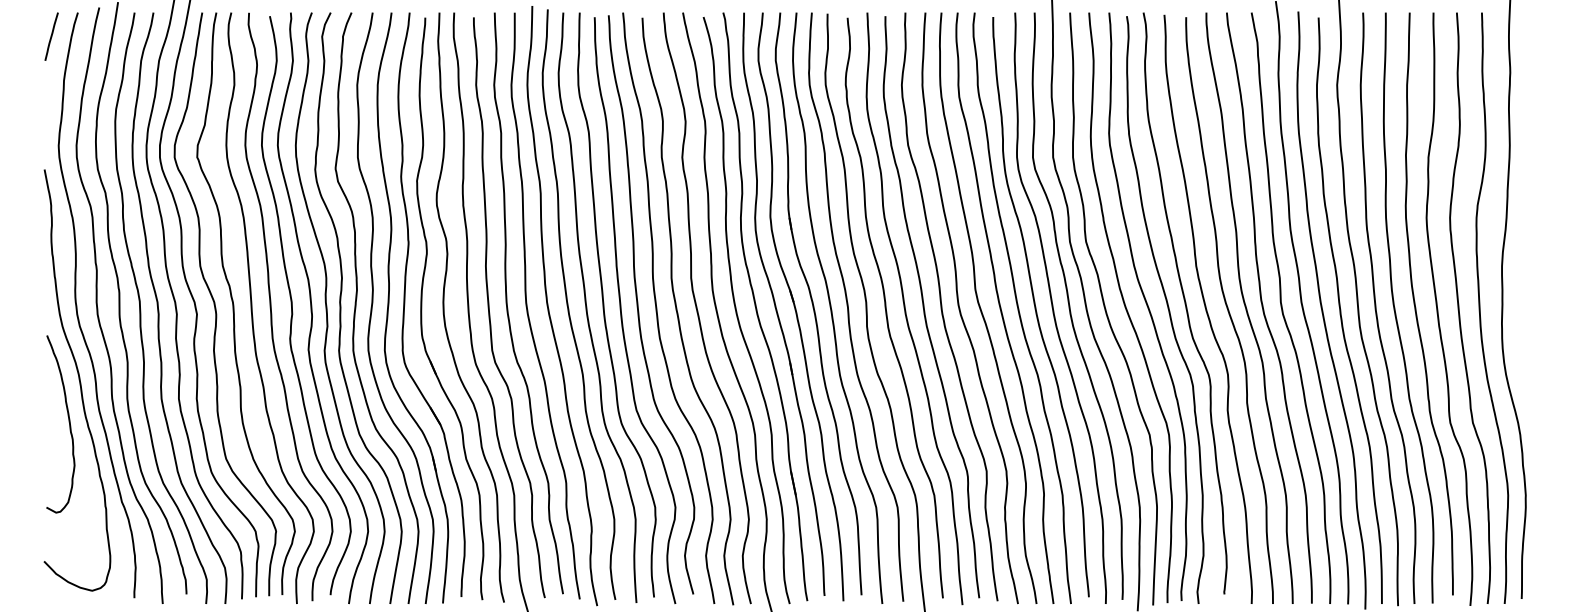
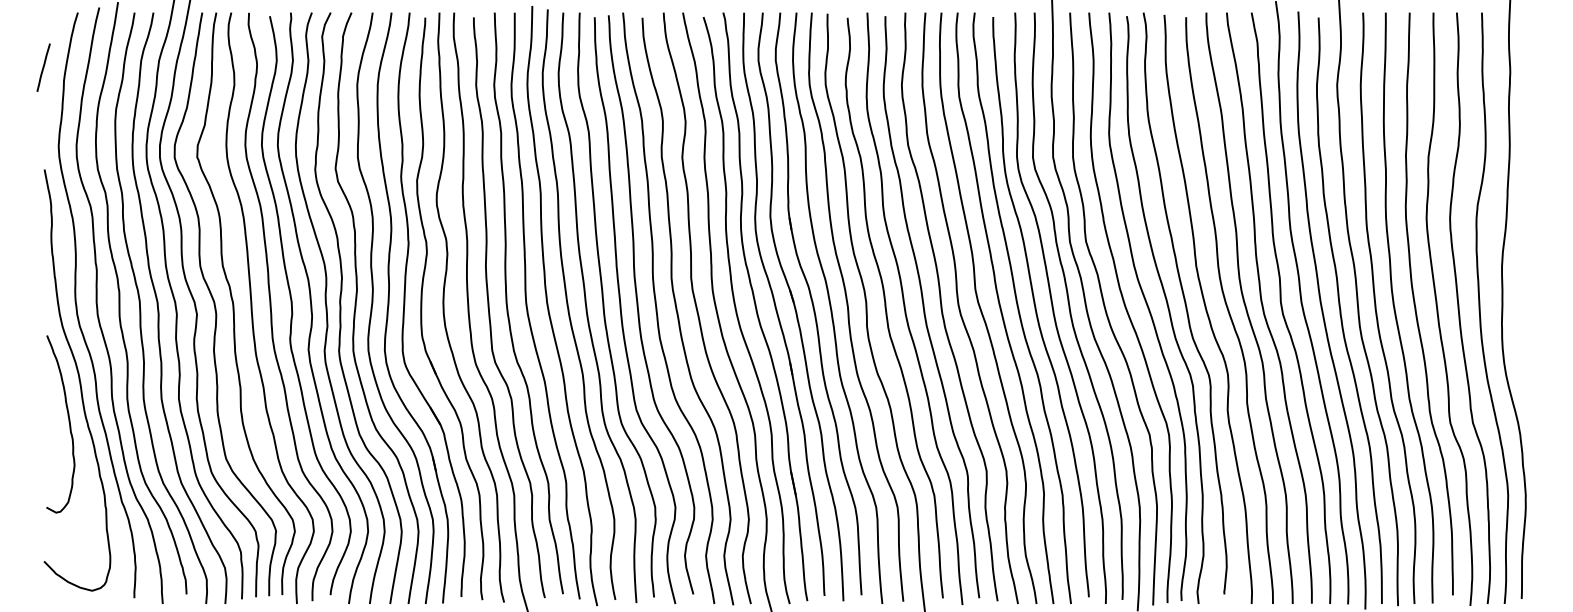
line position: (51, 36) -> (43, 67) (43, 67)
